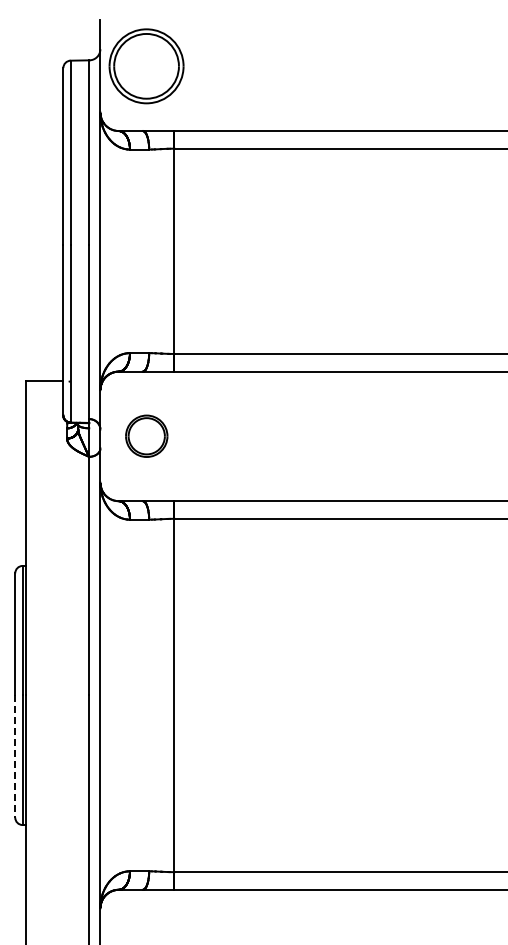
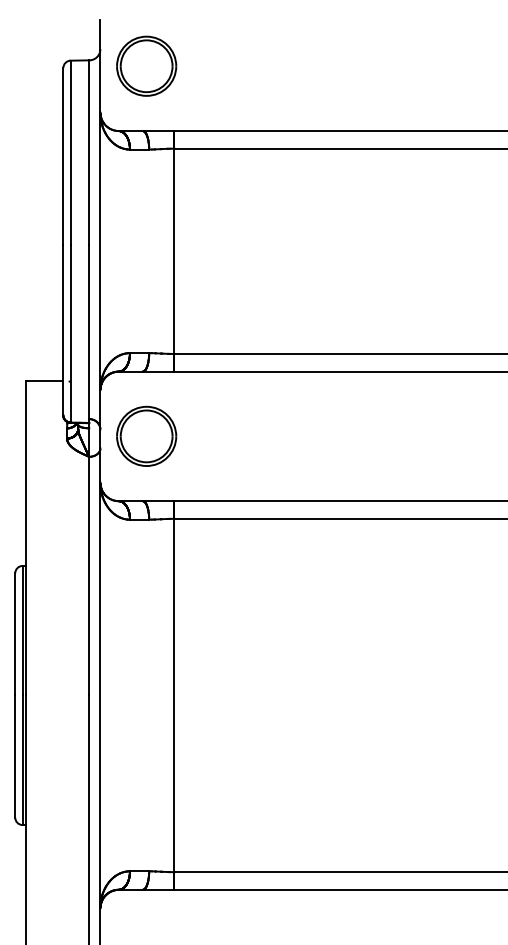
part size: 77x77 px -> 62x62 px (146, 65)
part size: 44x44 px -> 62x62 px (146, 435)
line: dashed -> solid (15, 757)
